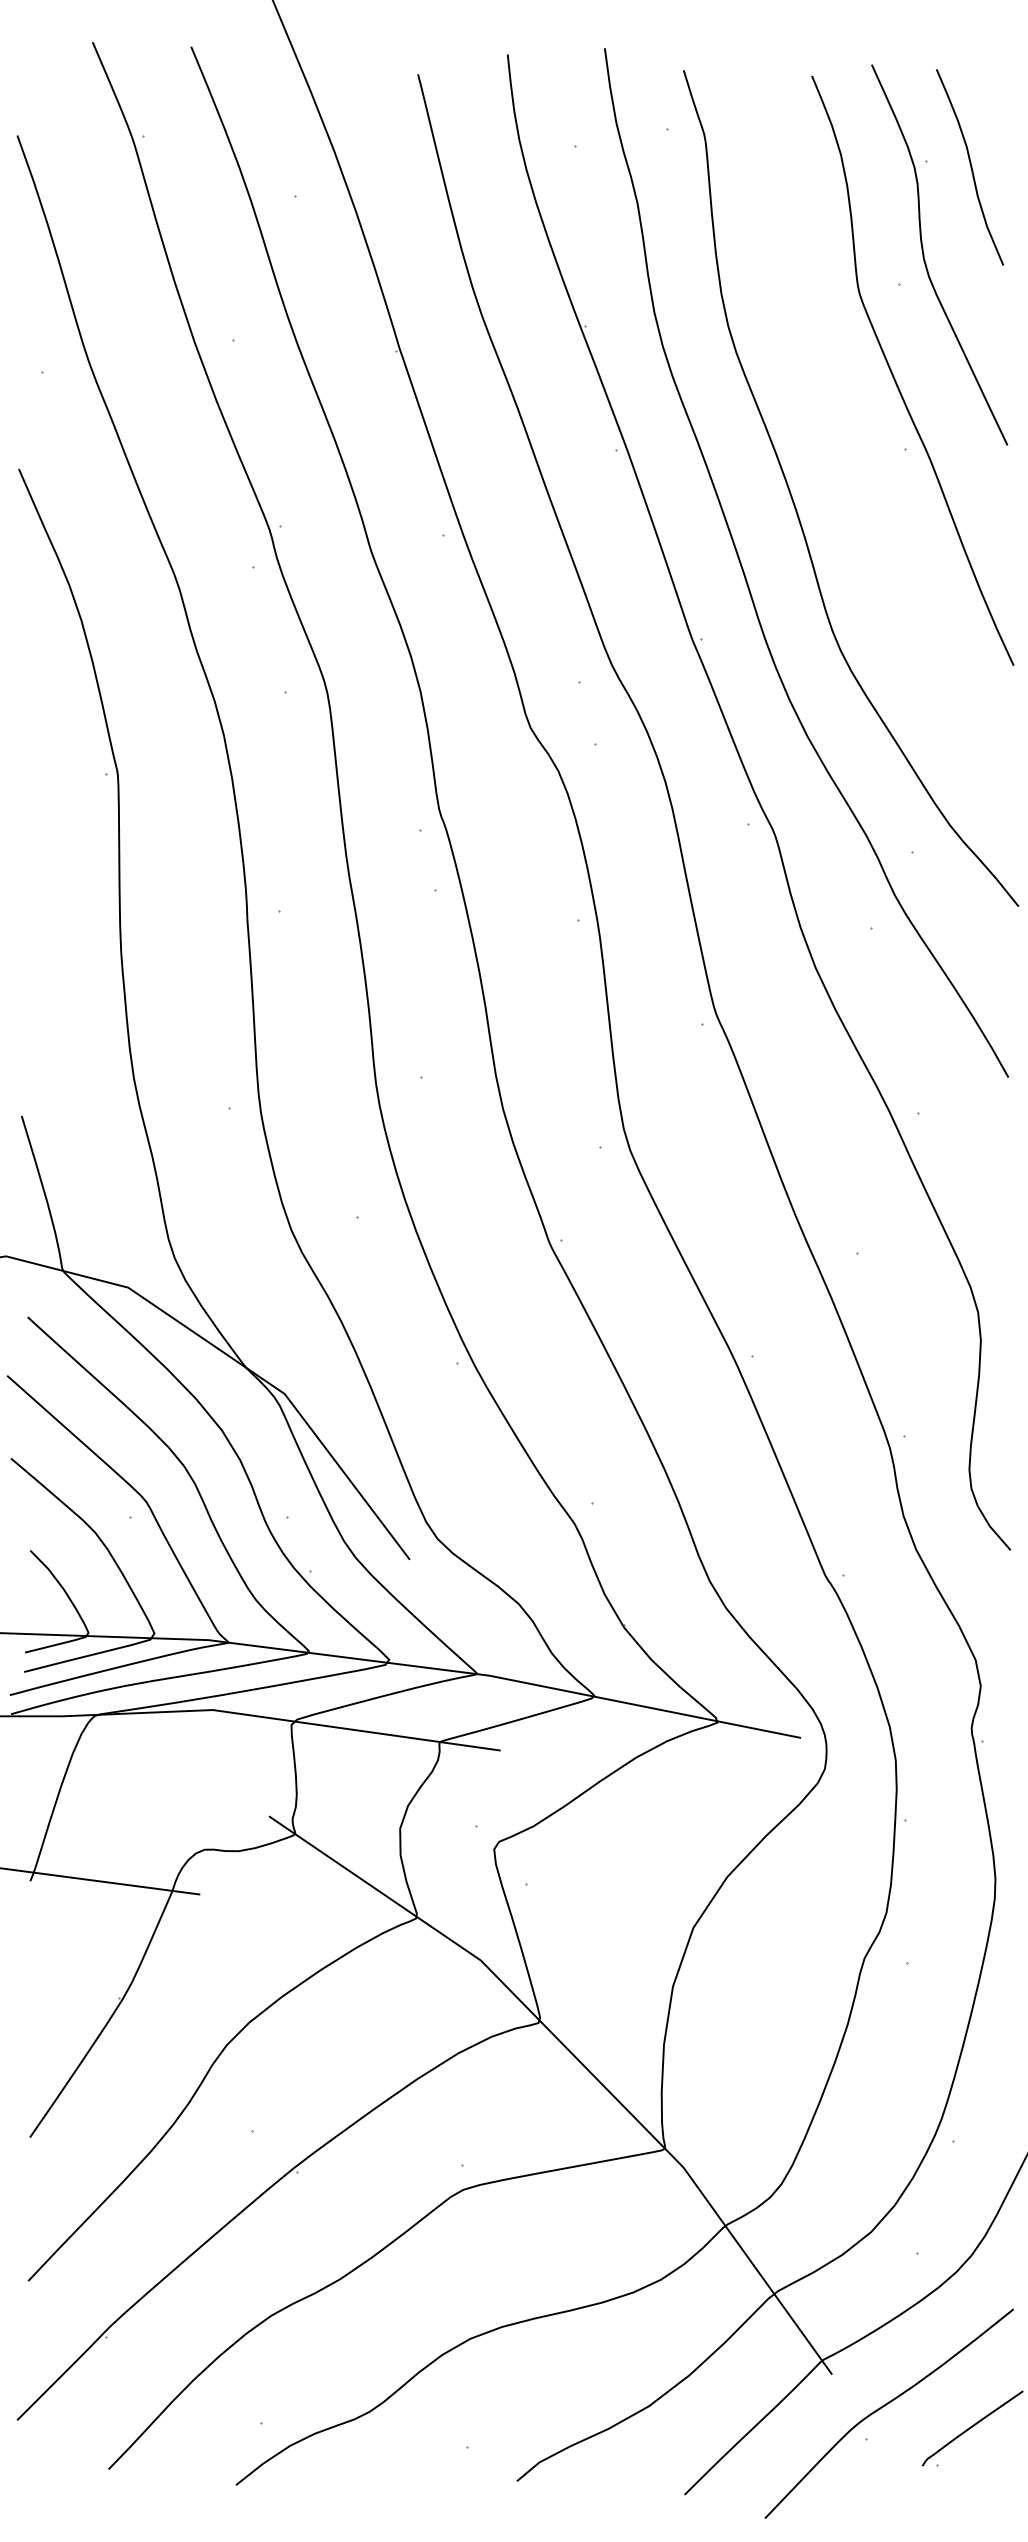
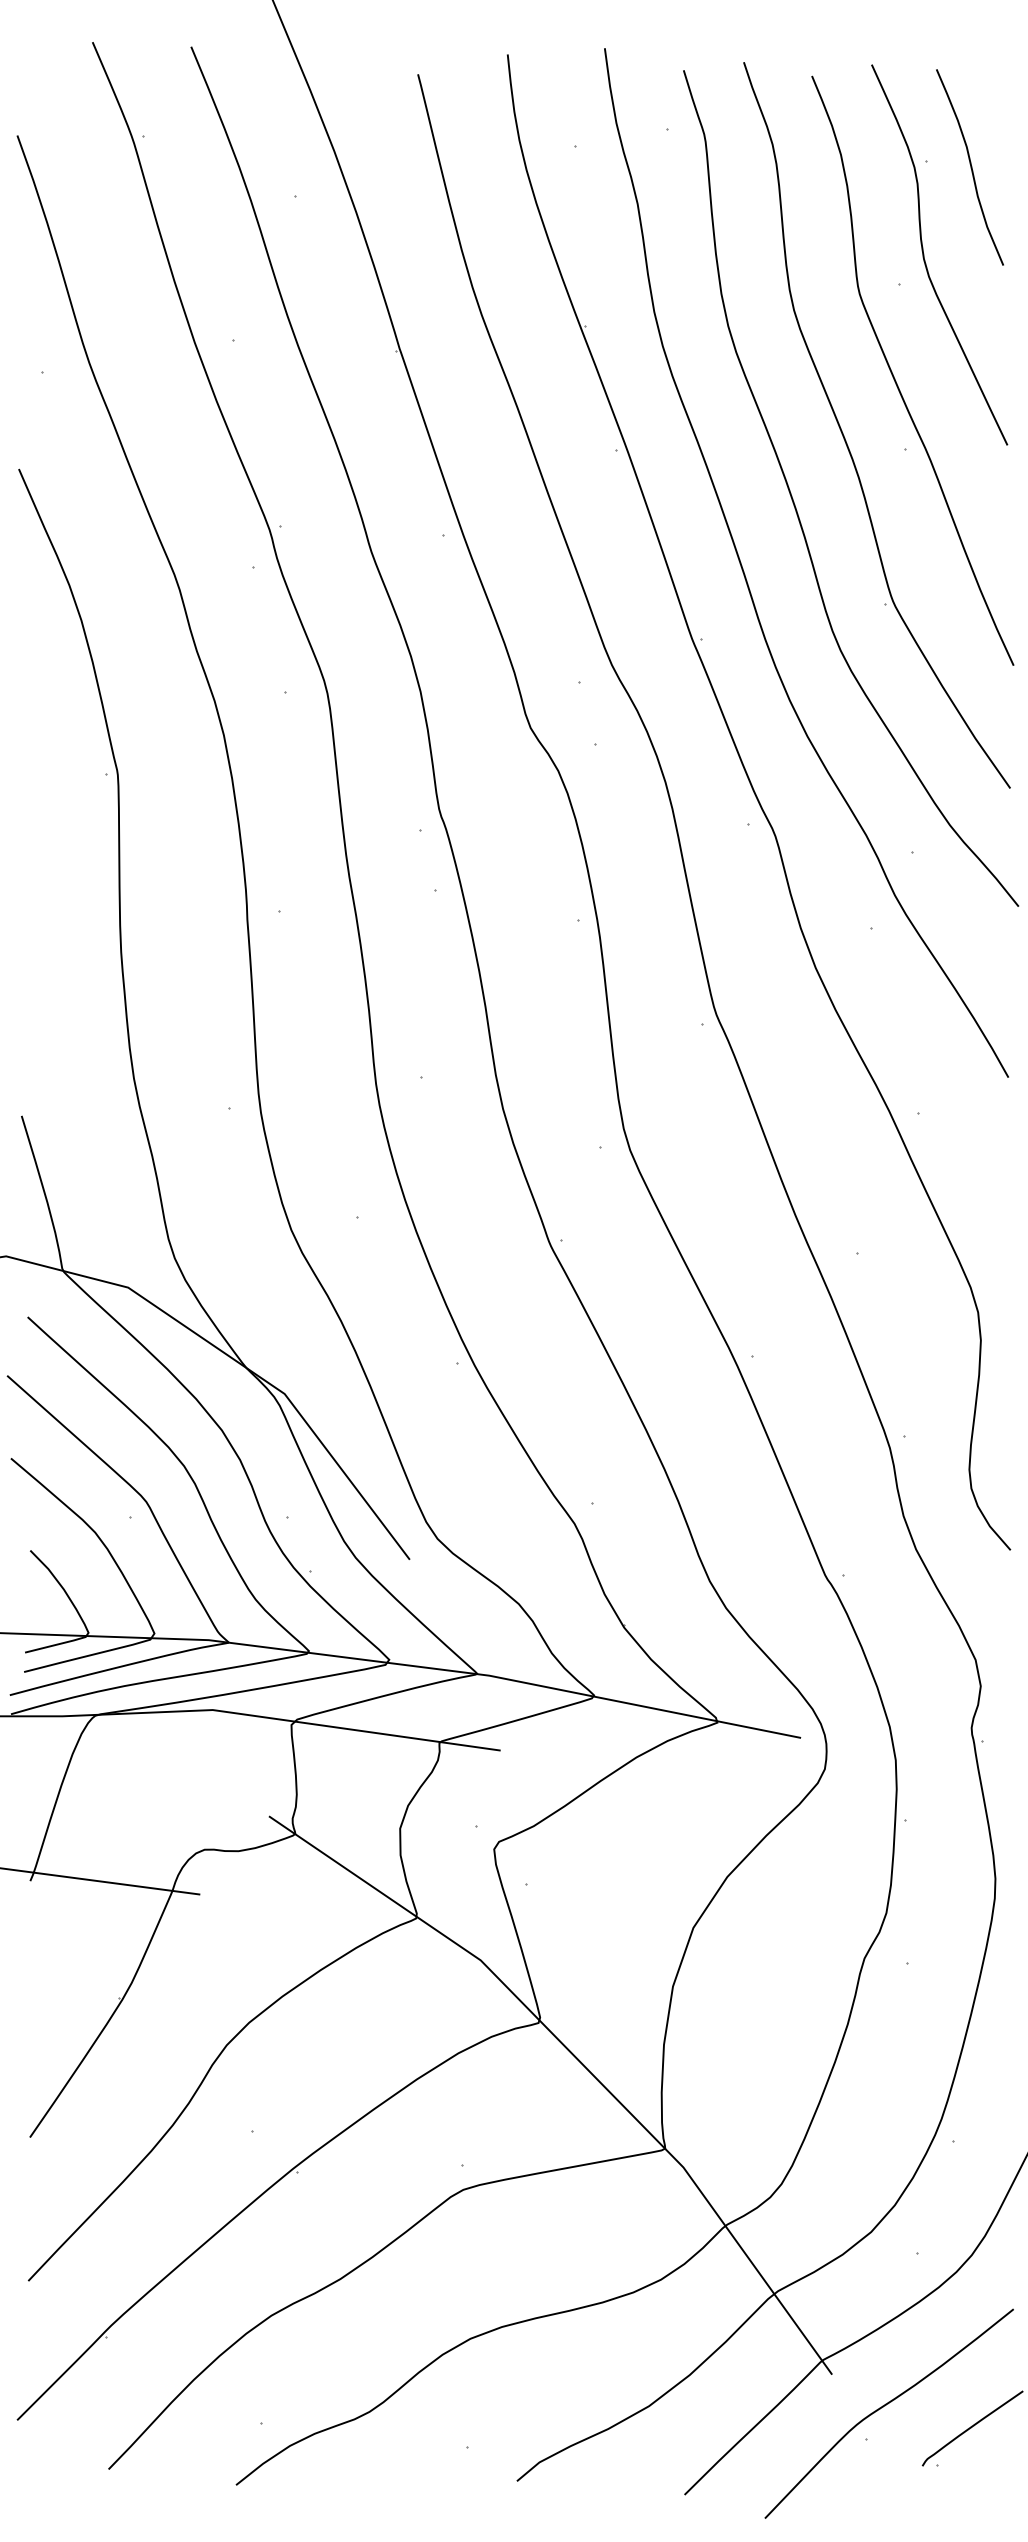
part: none -> present (844, 435)
